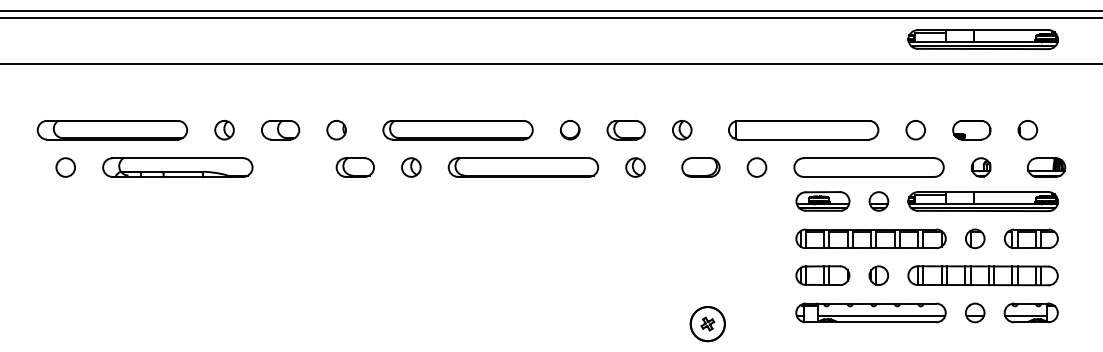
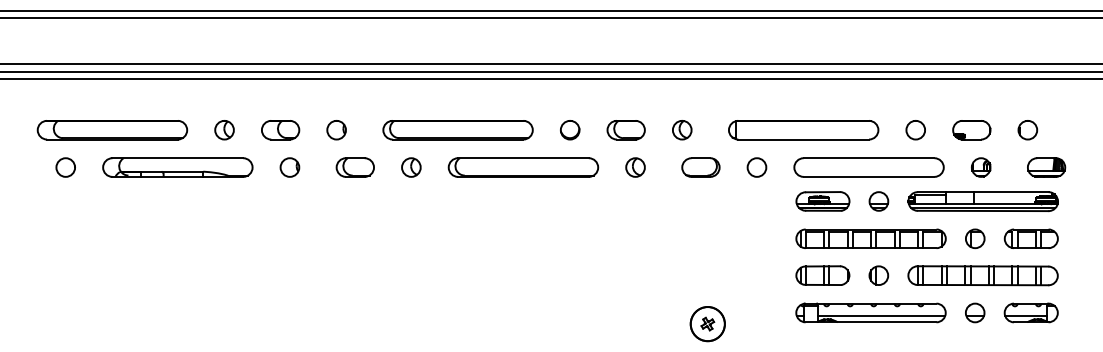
part: present -> none (982, 39)
line: none -> present (550, 71)
line: none -> present (550, 78)
part: none -> present (289, 167)
